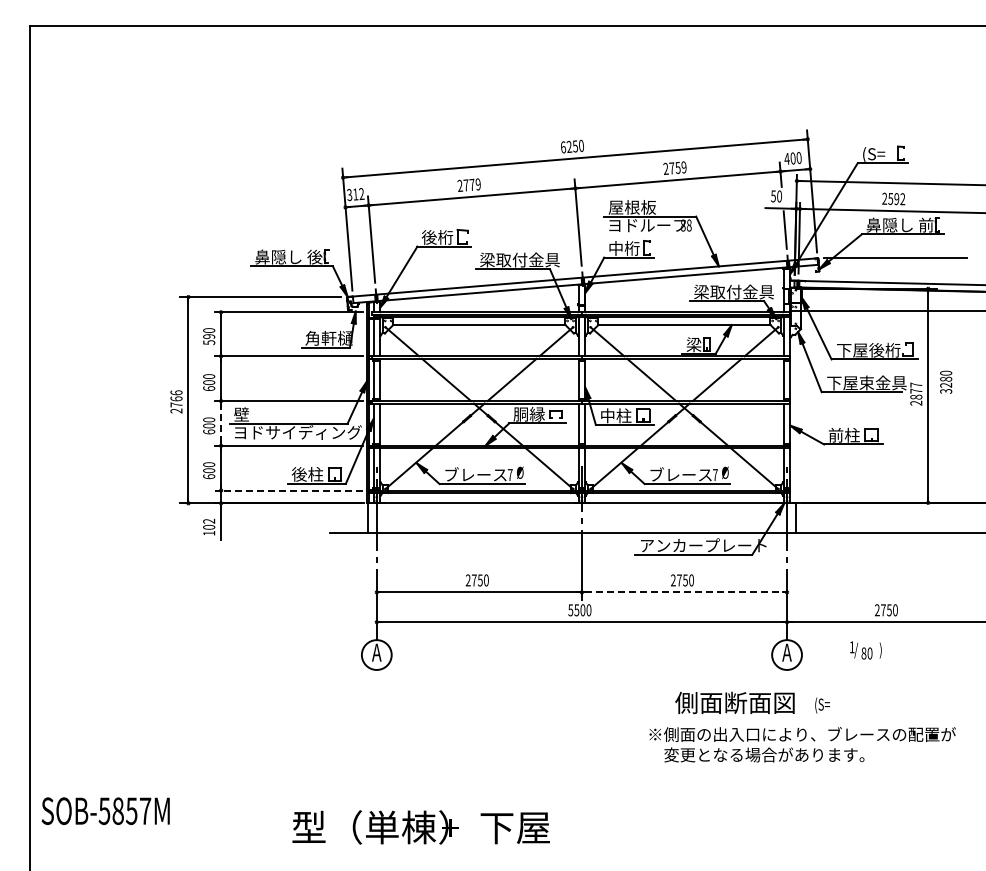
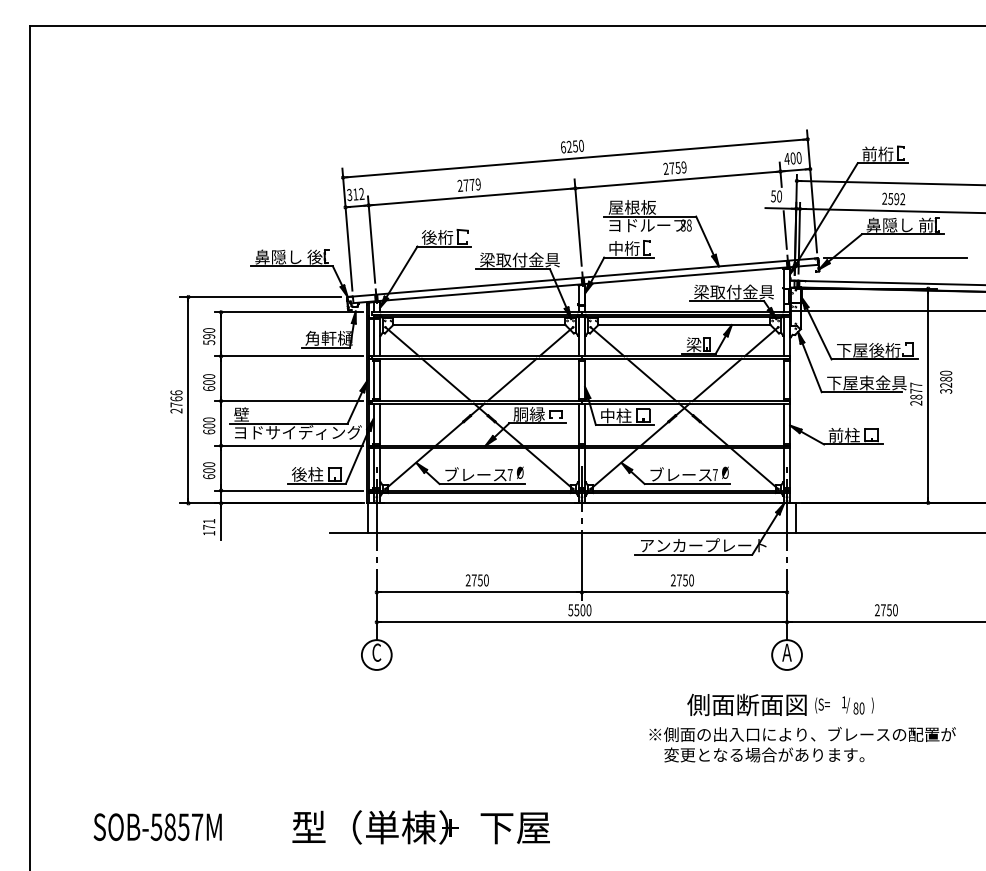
text: (S= -> 前桁 (877, 153)
line: dashed -> solid (221, 422)
line: dashed -> solid (289, 490)
text: 102 -> 171 (209, 523)
line: dashed -> solid (684, 592)
text position: (865, 650) -> (857, 705) (857, 705)
text: A -> C (376, 652)
text position: (734, 702) -> (746, 704) (746, 704)
text position: (105, 810) -> (157, 826) (157, 826)
